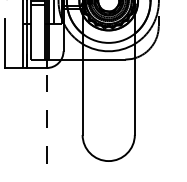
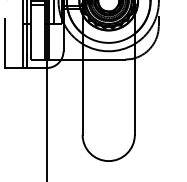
line: dashed -> solid (46, 124)
